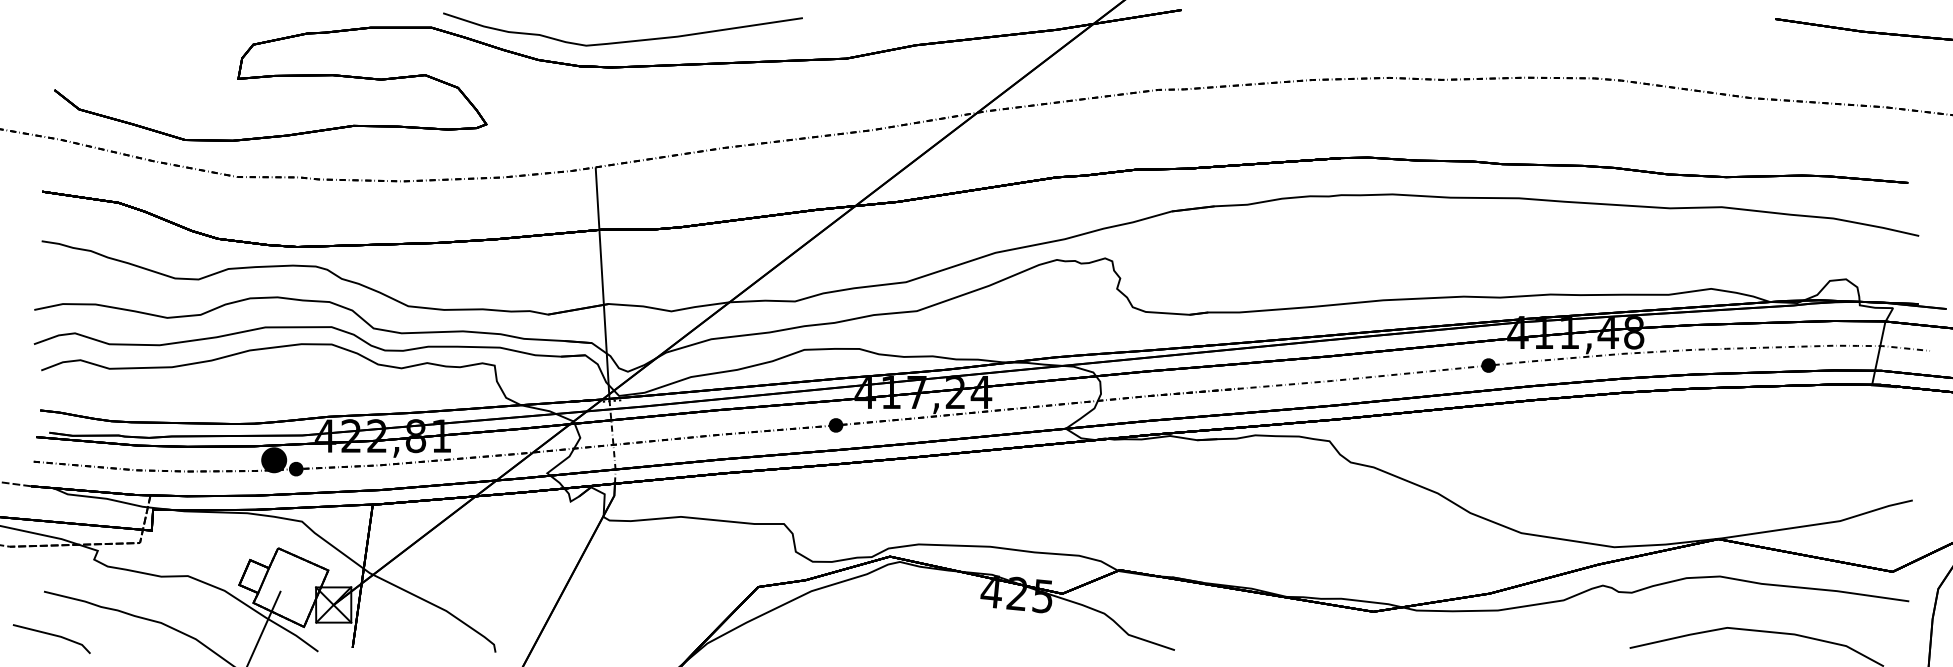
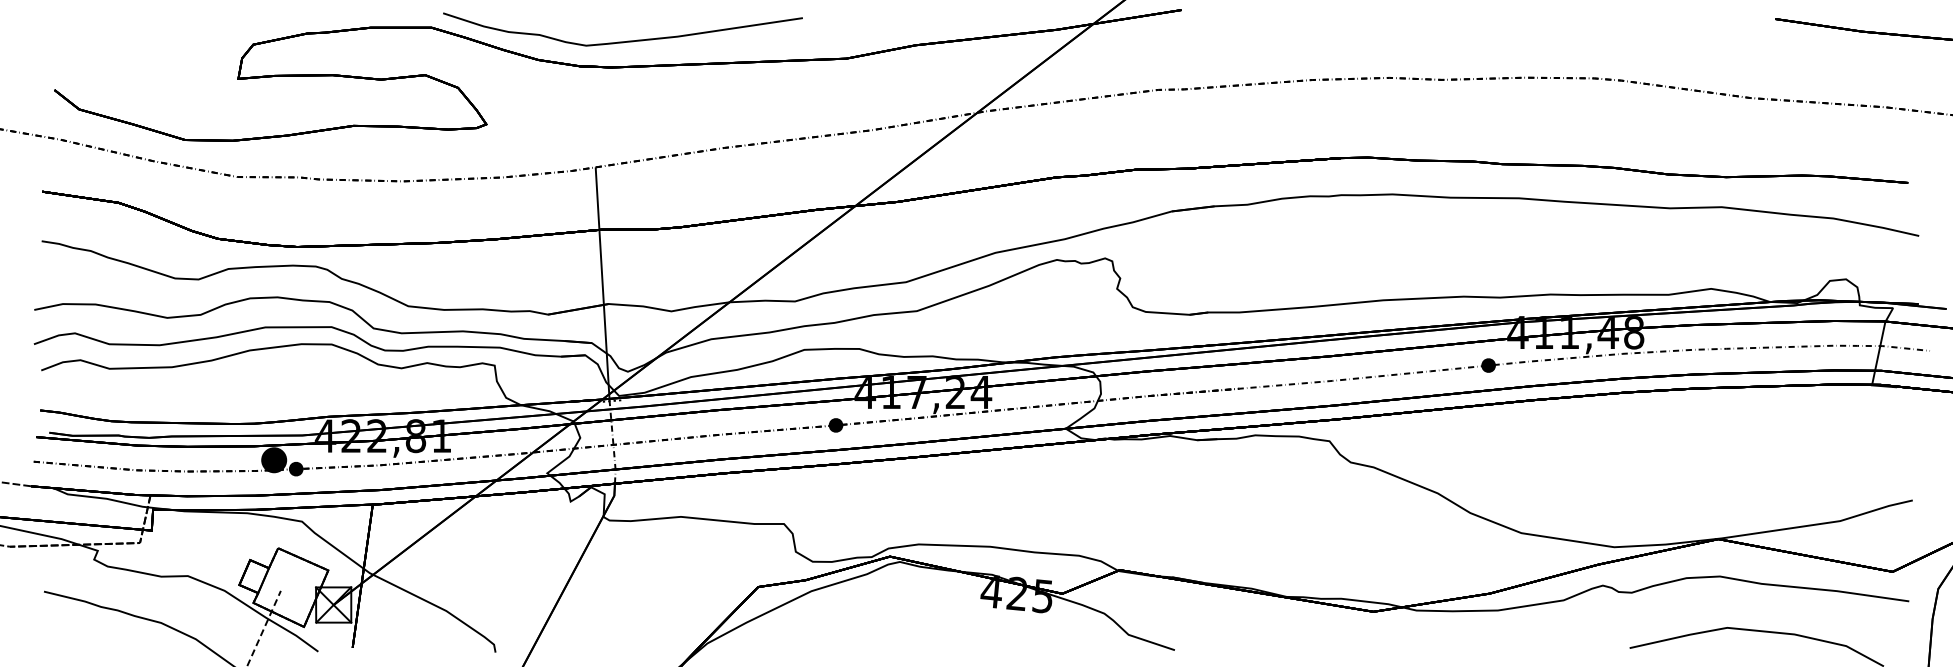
line: solid -> dashed (264, 628)
line: present -> none (51, 635)
